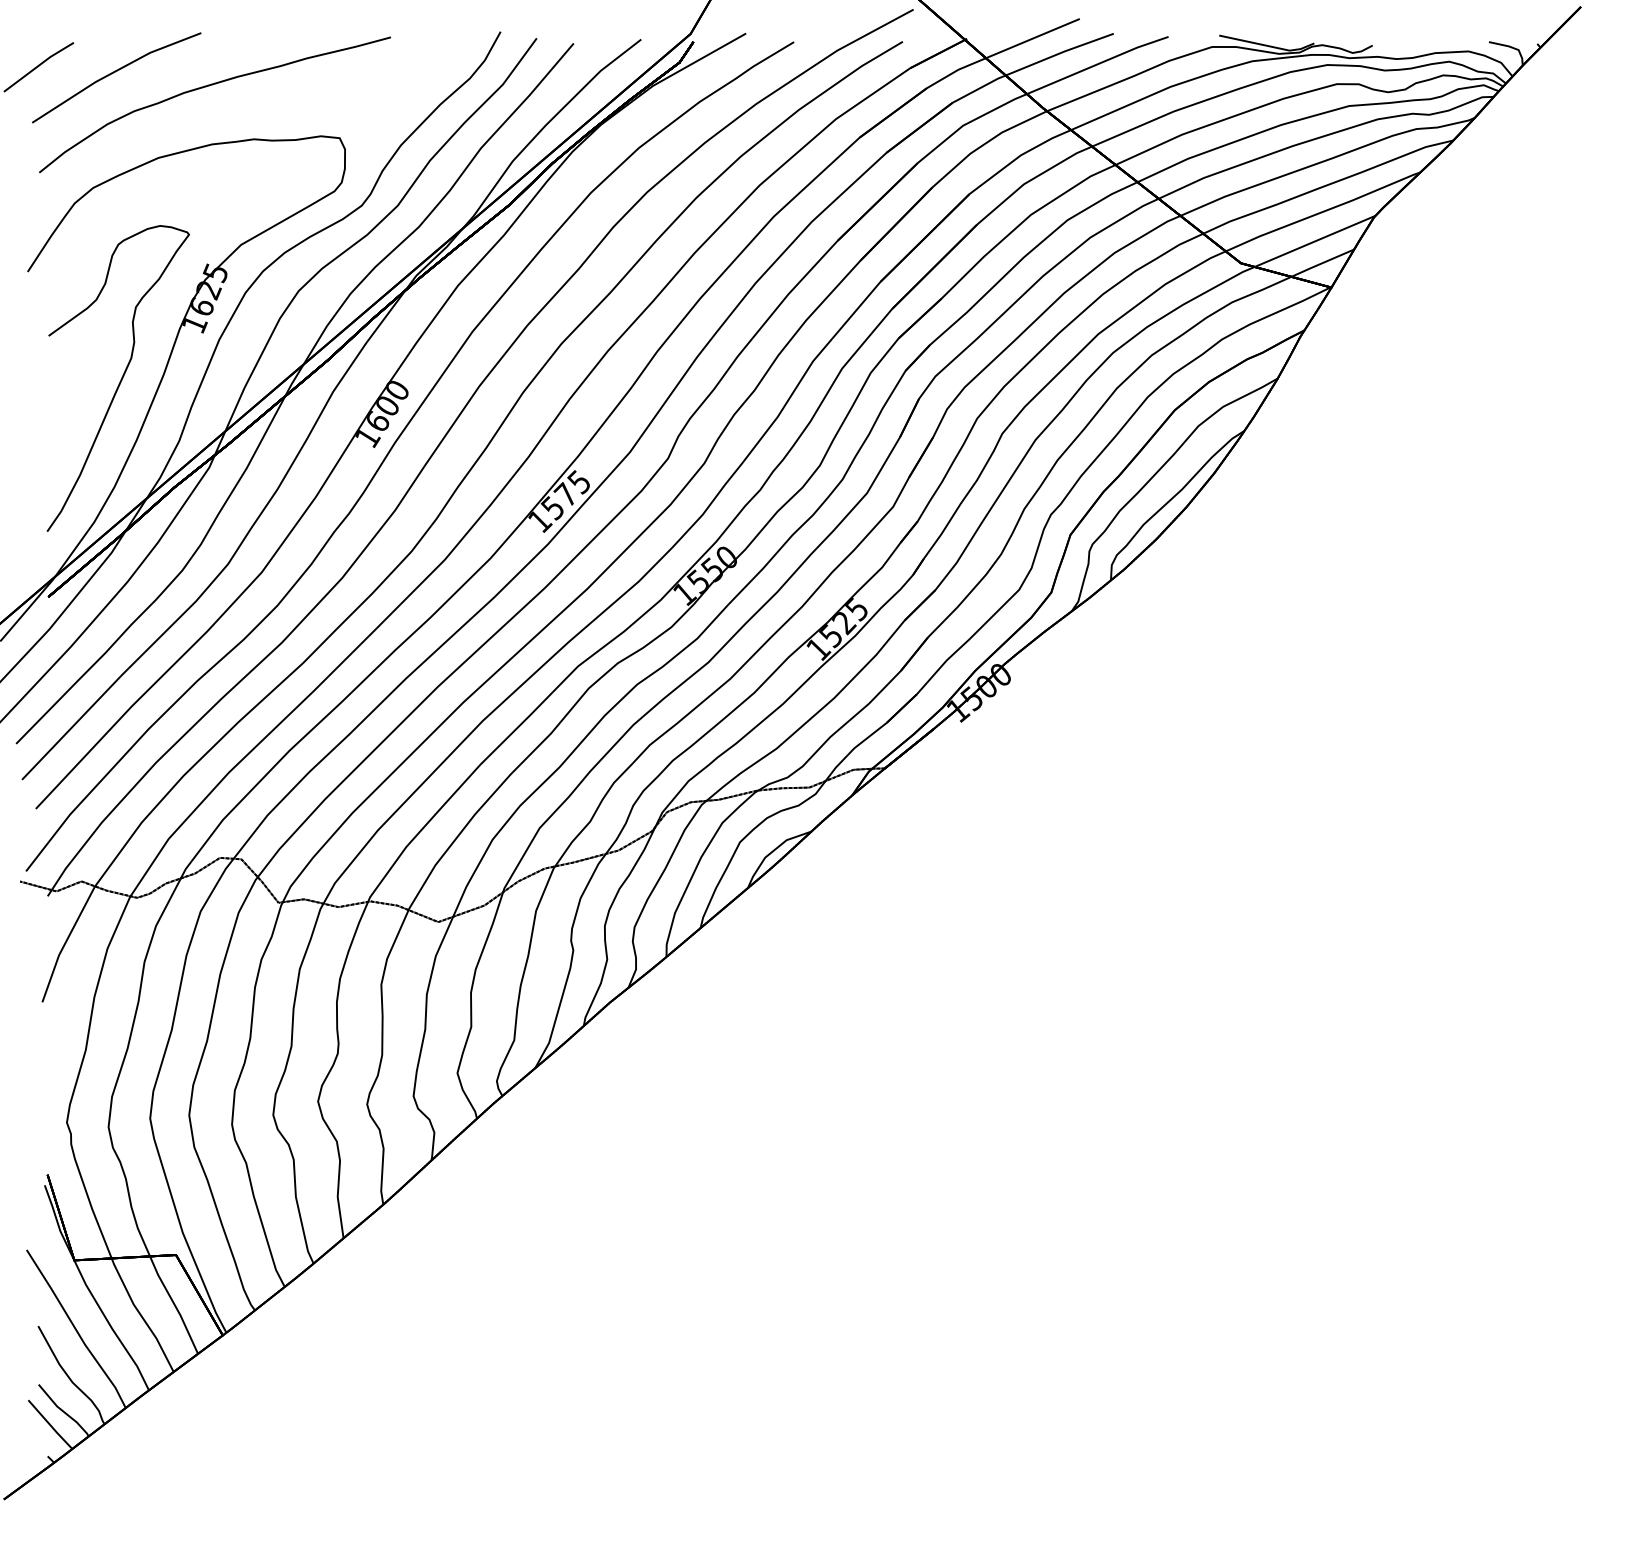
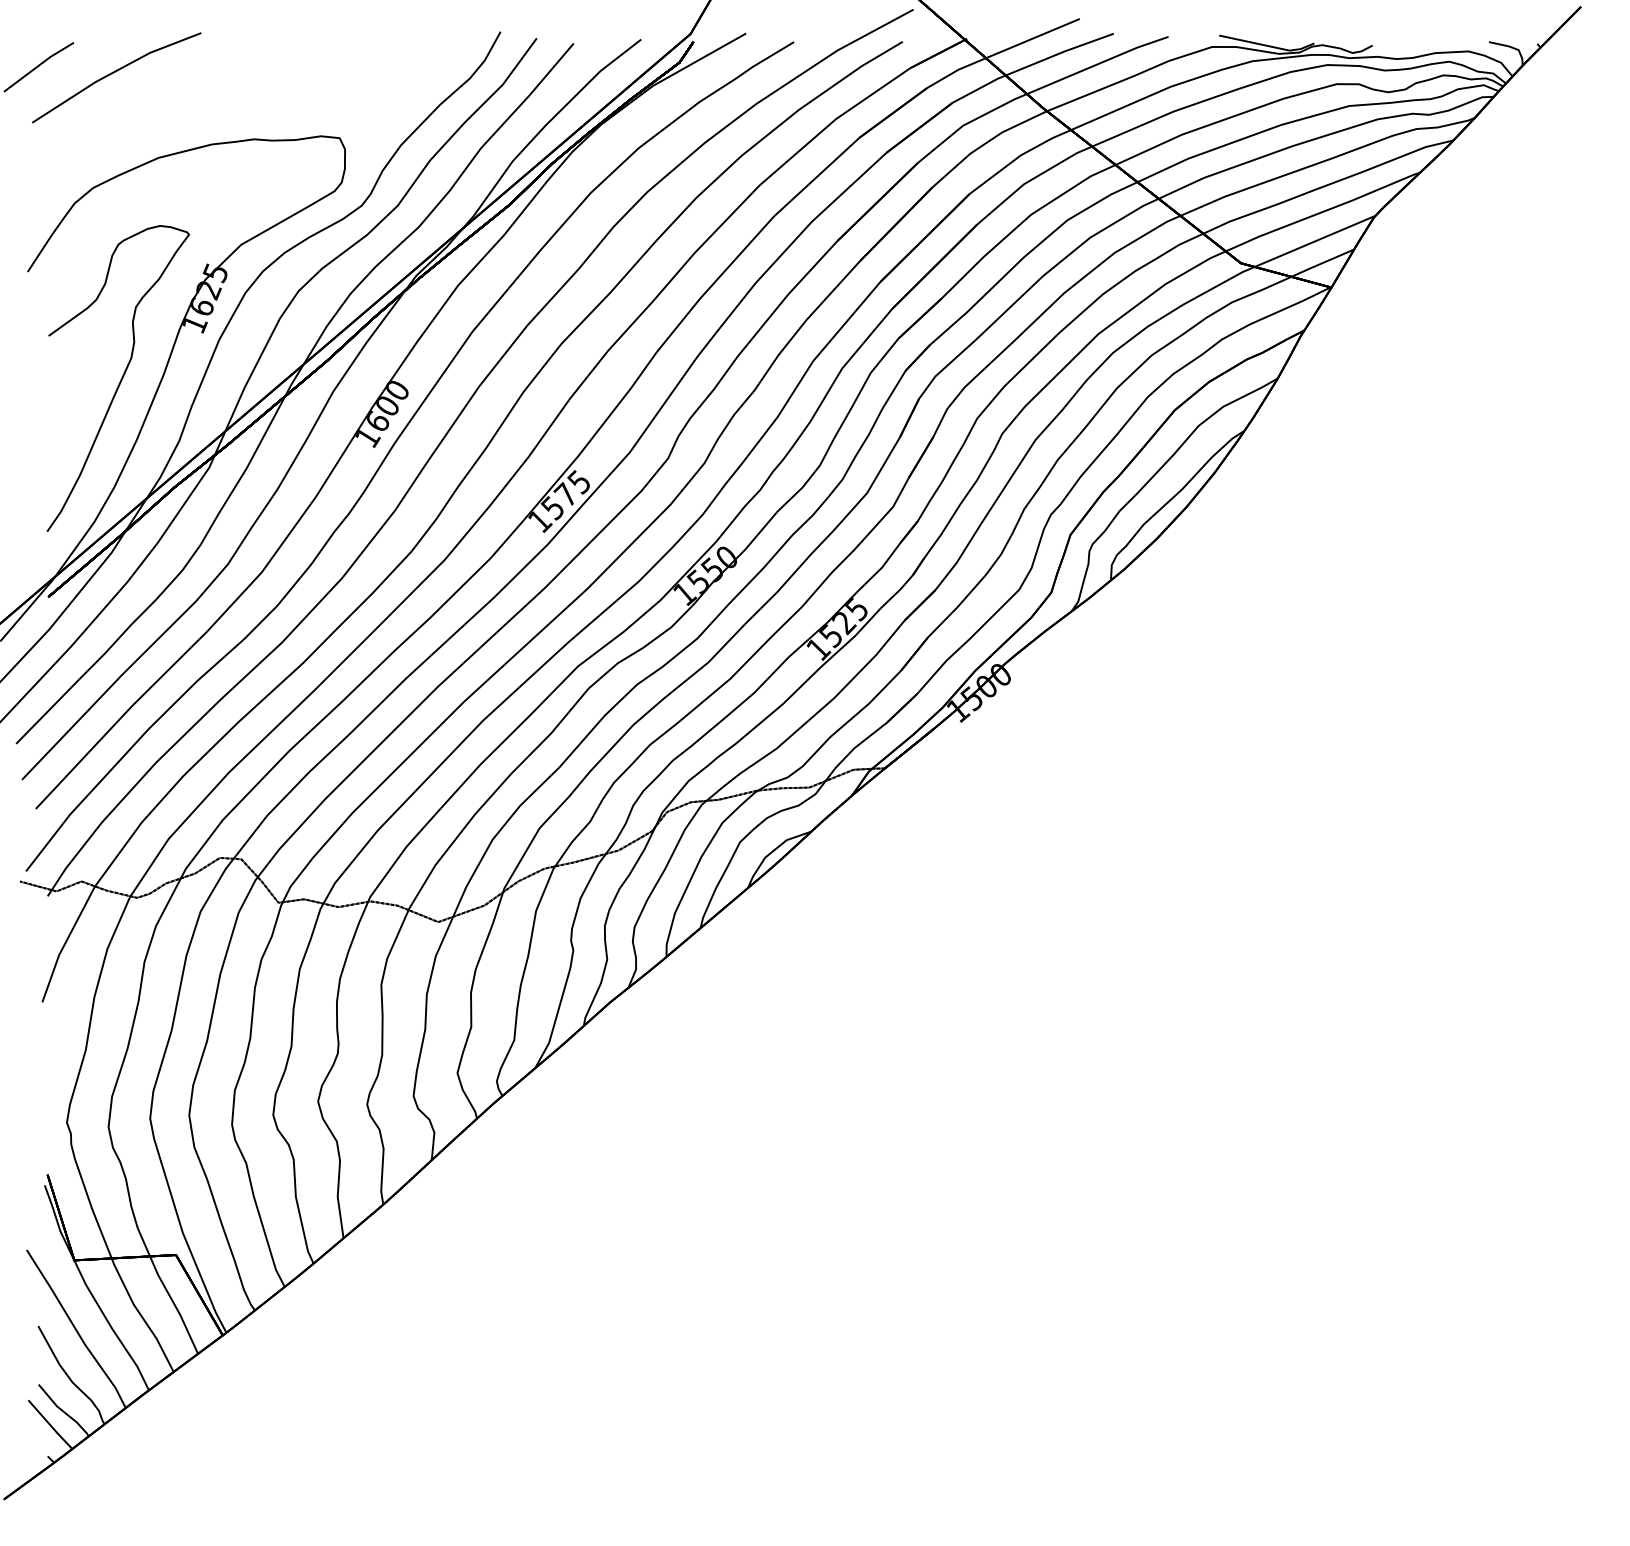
curve: present -> none (209, 86)
